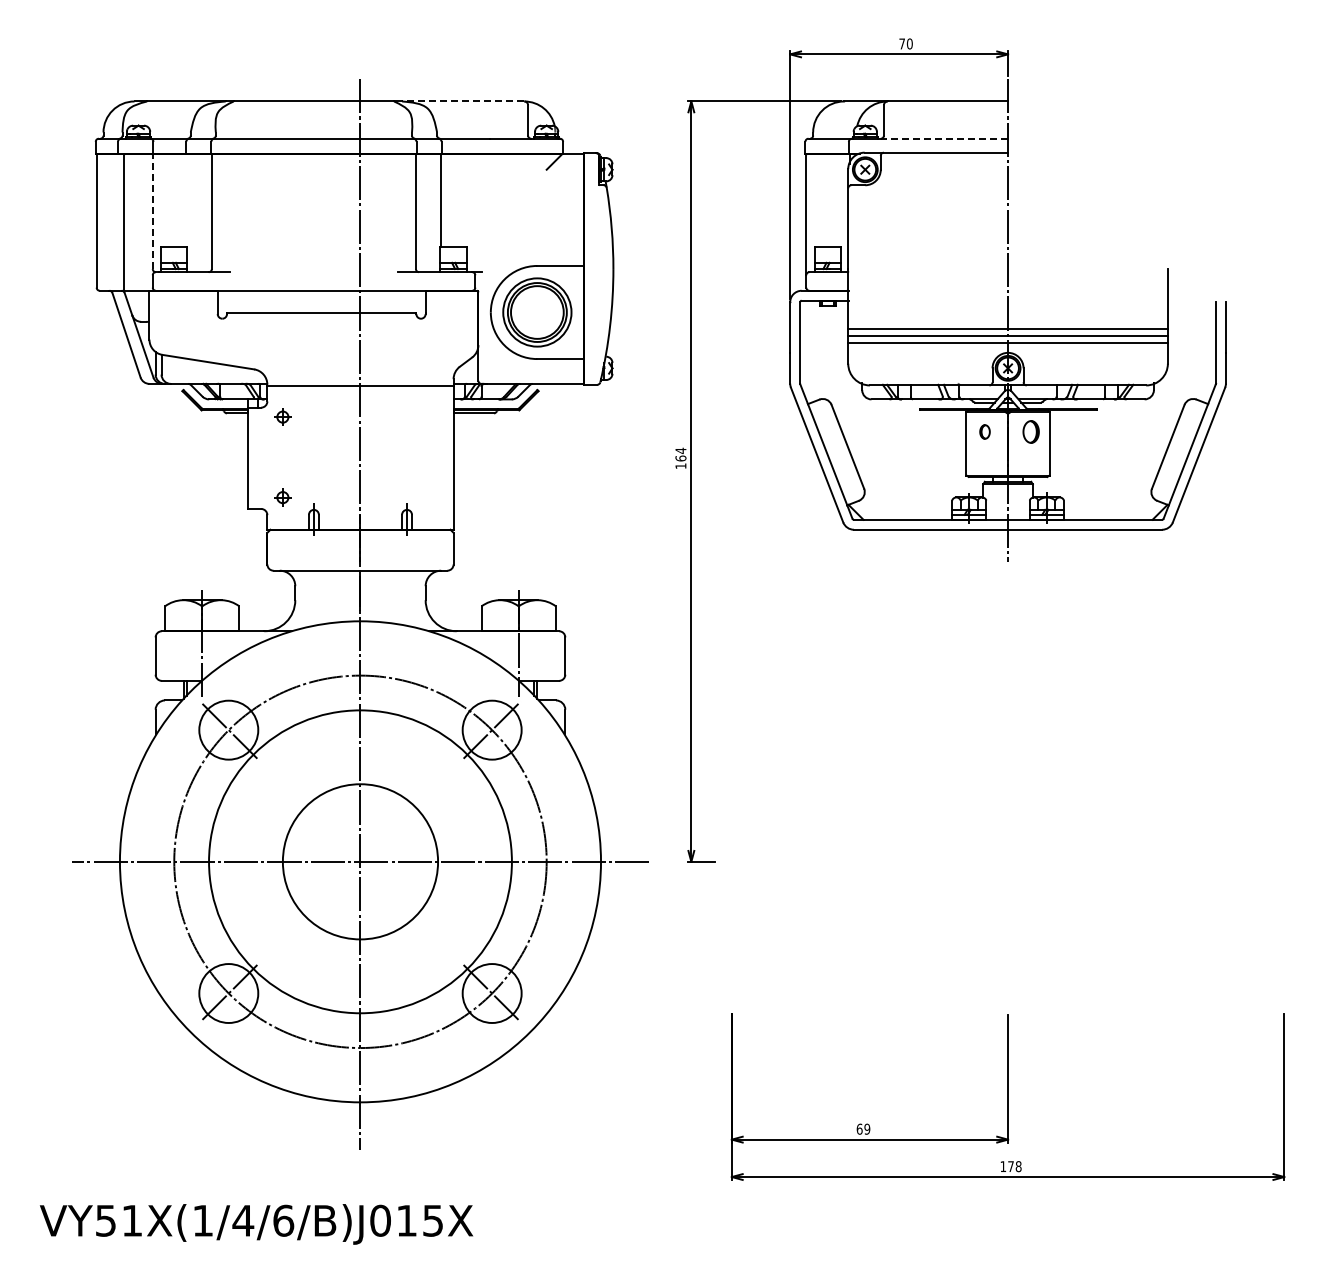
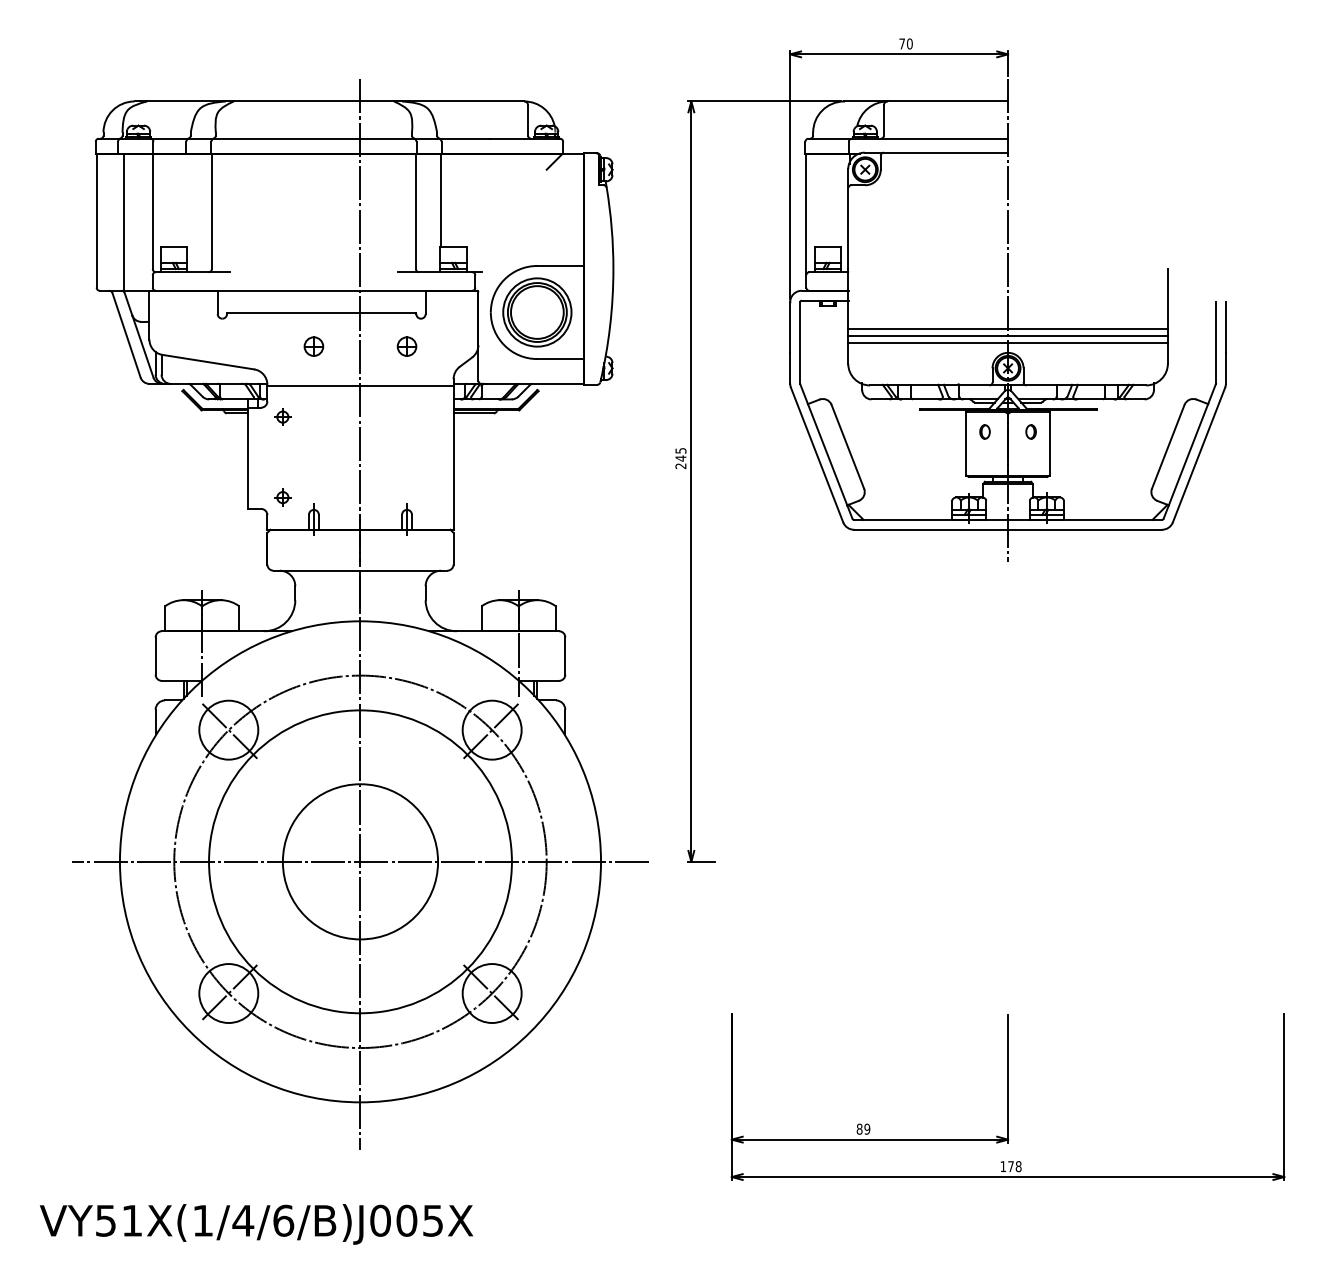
line: dashed -> solid (462, 101)
line: dashed -> solid (944, 138)
line: dashed -> solid (152, 211)
part: none -> present (313, 346)
part: none -> present (406, 346)
part size: 18x24 px -> 12x16 px (1030, 431)
text: 164 -> 245 (680, 458)
text: 69 -> 89 (859, 1128)
text: VY51X(1/4/6/B)J015X -> VY51X(1/4/6/B)J005X (406, 1220)
